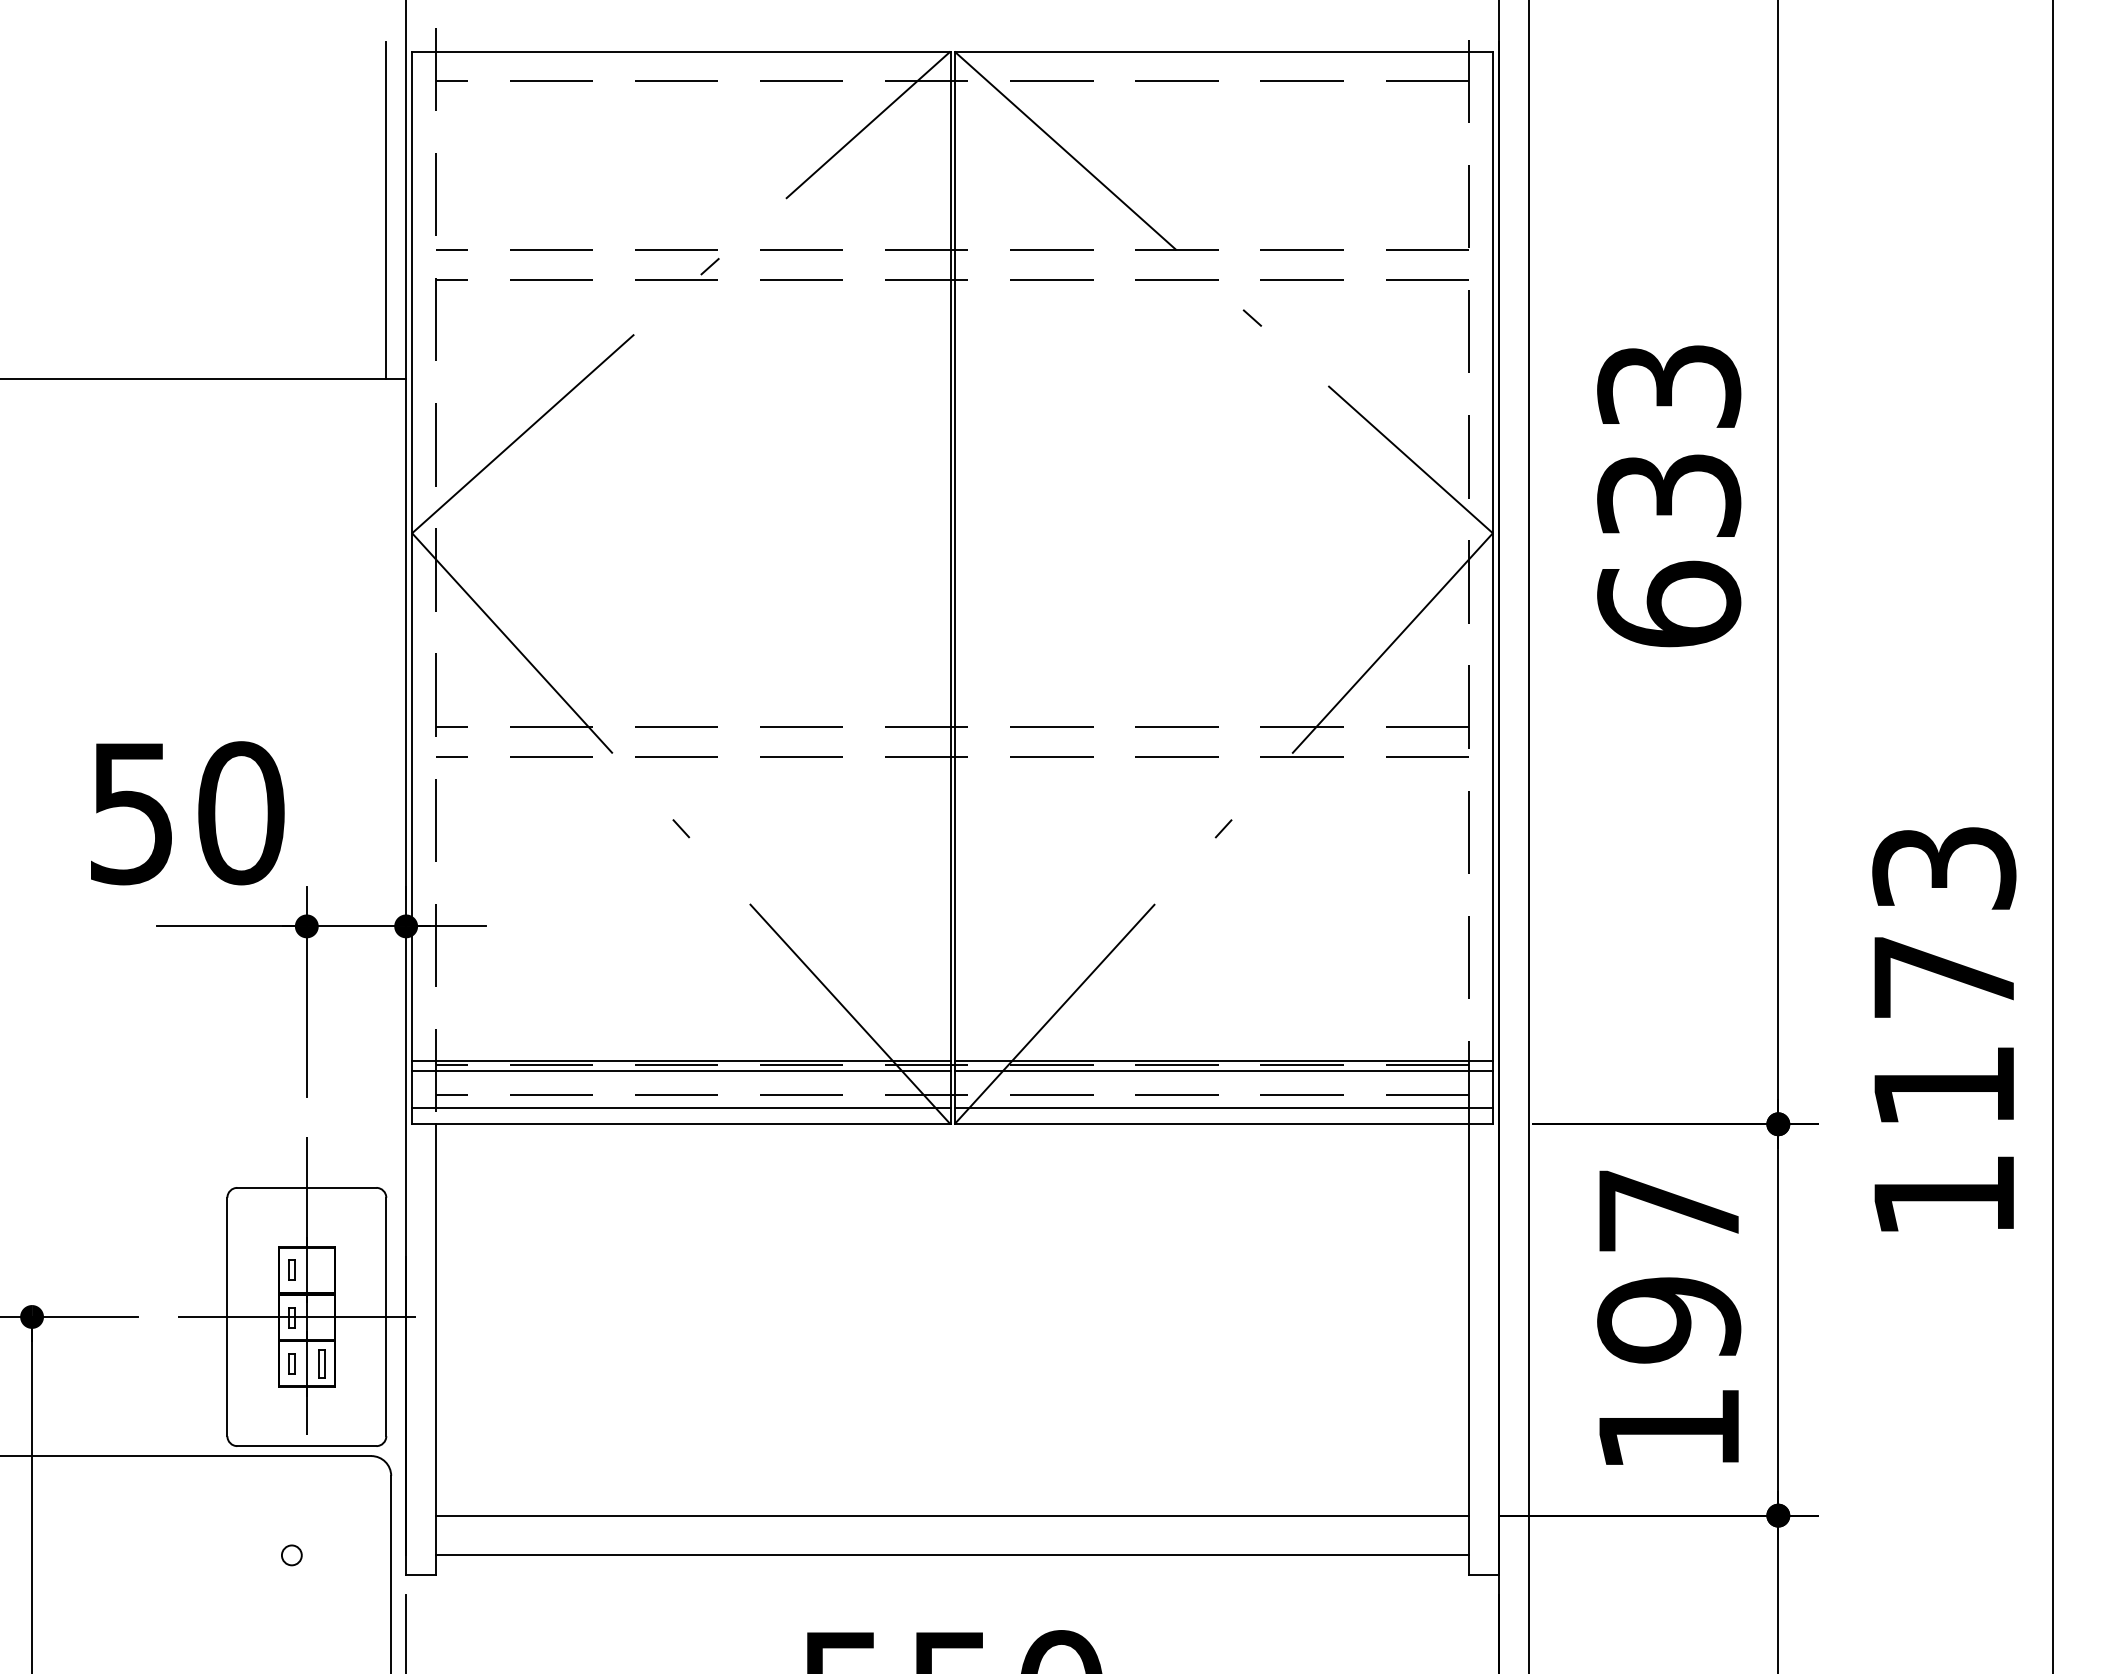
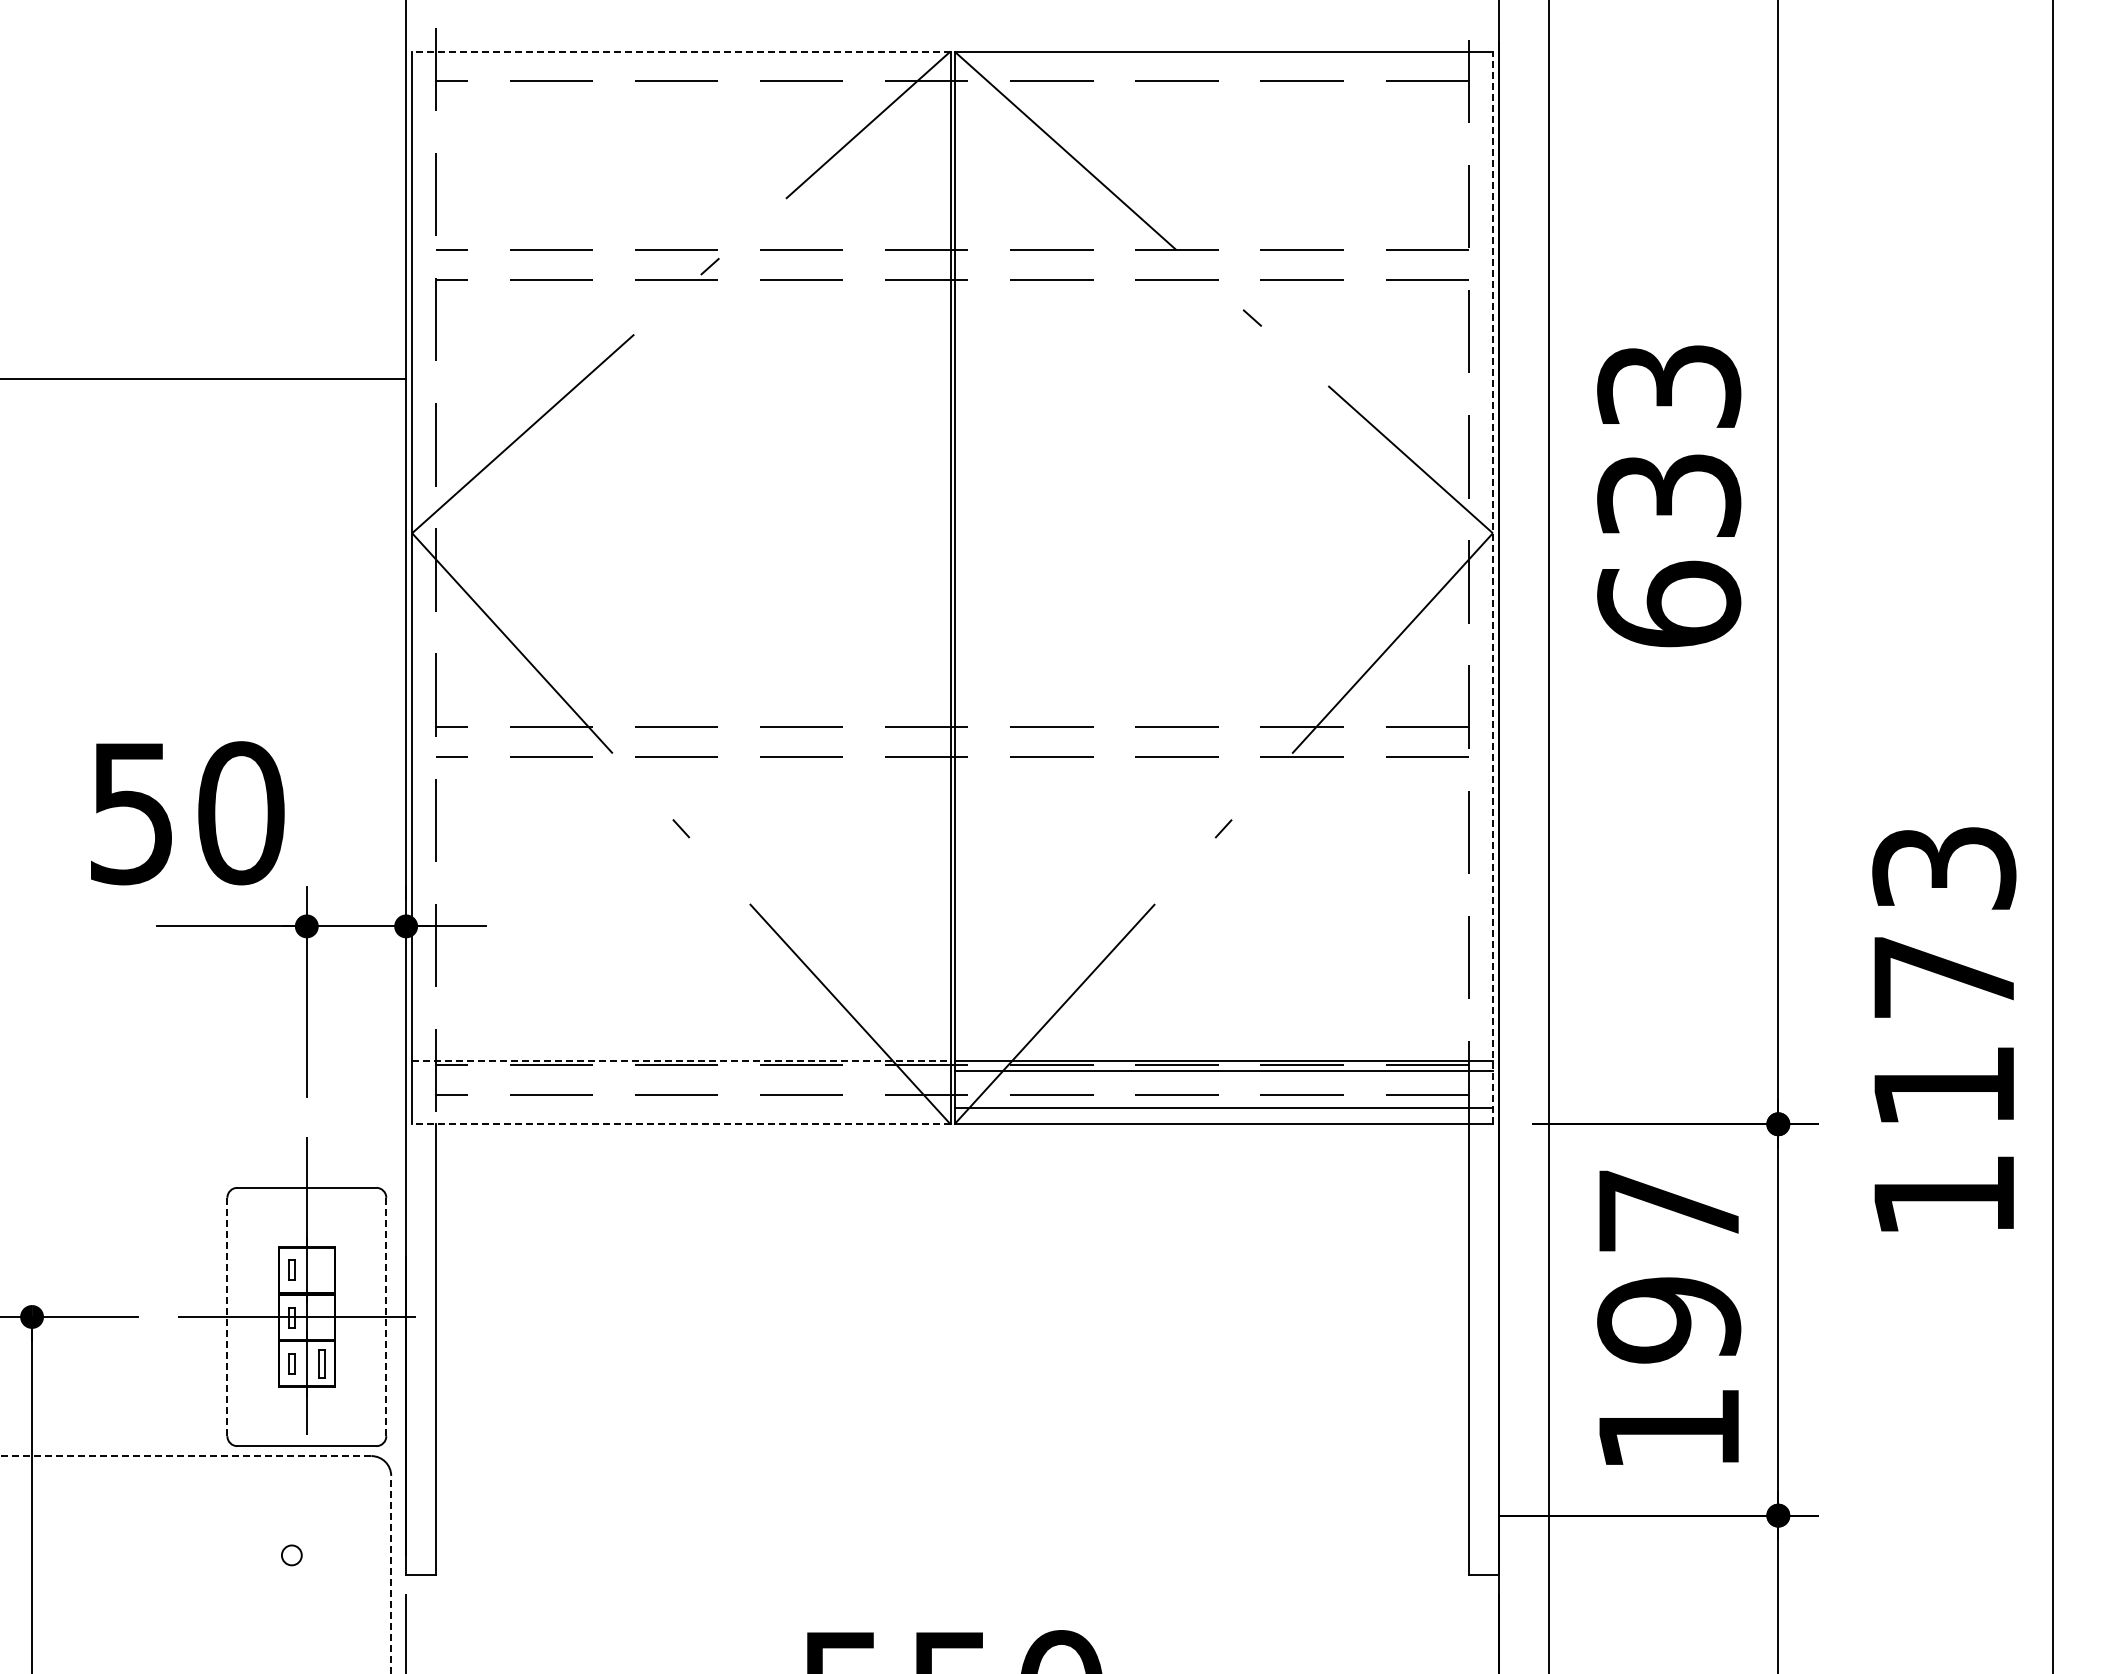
line: solid -> dashed (680, 51)
line: present -> none (386, 210)
line: solid -> dashed (1492, 587)
line position: (1528, 836) -> (1548, 836) (1548, 836)
line: solid -> dashed (681, 1060)
line: present -> none (681, 1070)
line: present -> none (681, 1108)
line: solid -> dashed (680, 1124)
line: solid -> dashed (227, 1317)
line: solid -> dashed (386, 1317)
line: solid -> dashed (185, 1456)
line: present -> none (952, 1515)
line: present -> none (952, 1555)
line: solid -> dashed (391, 1574)
